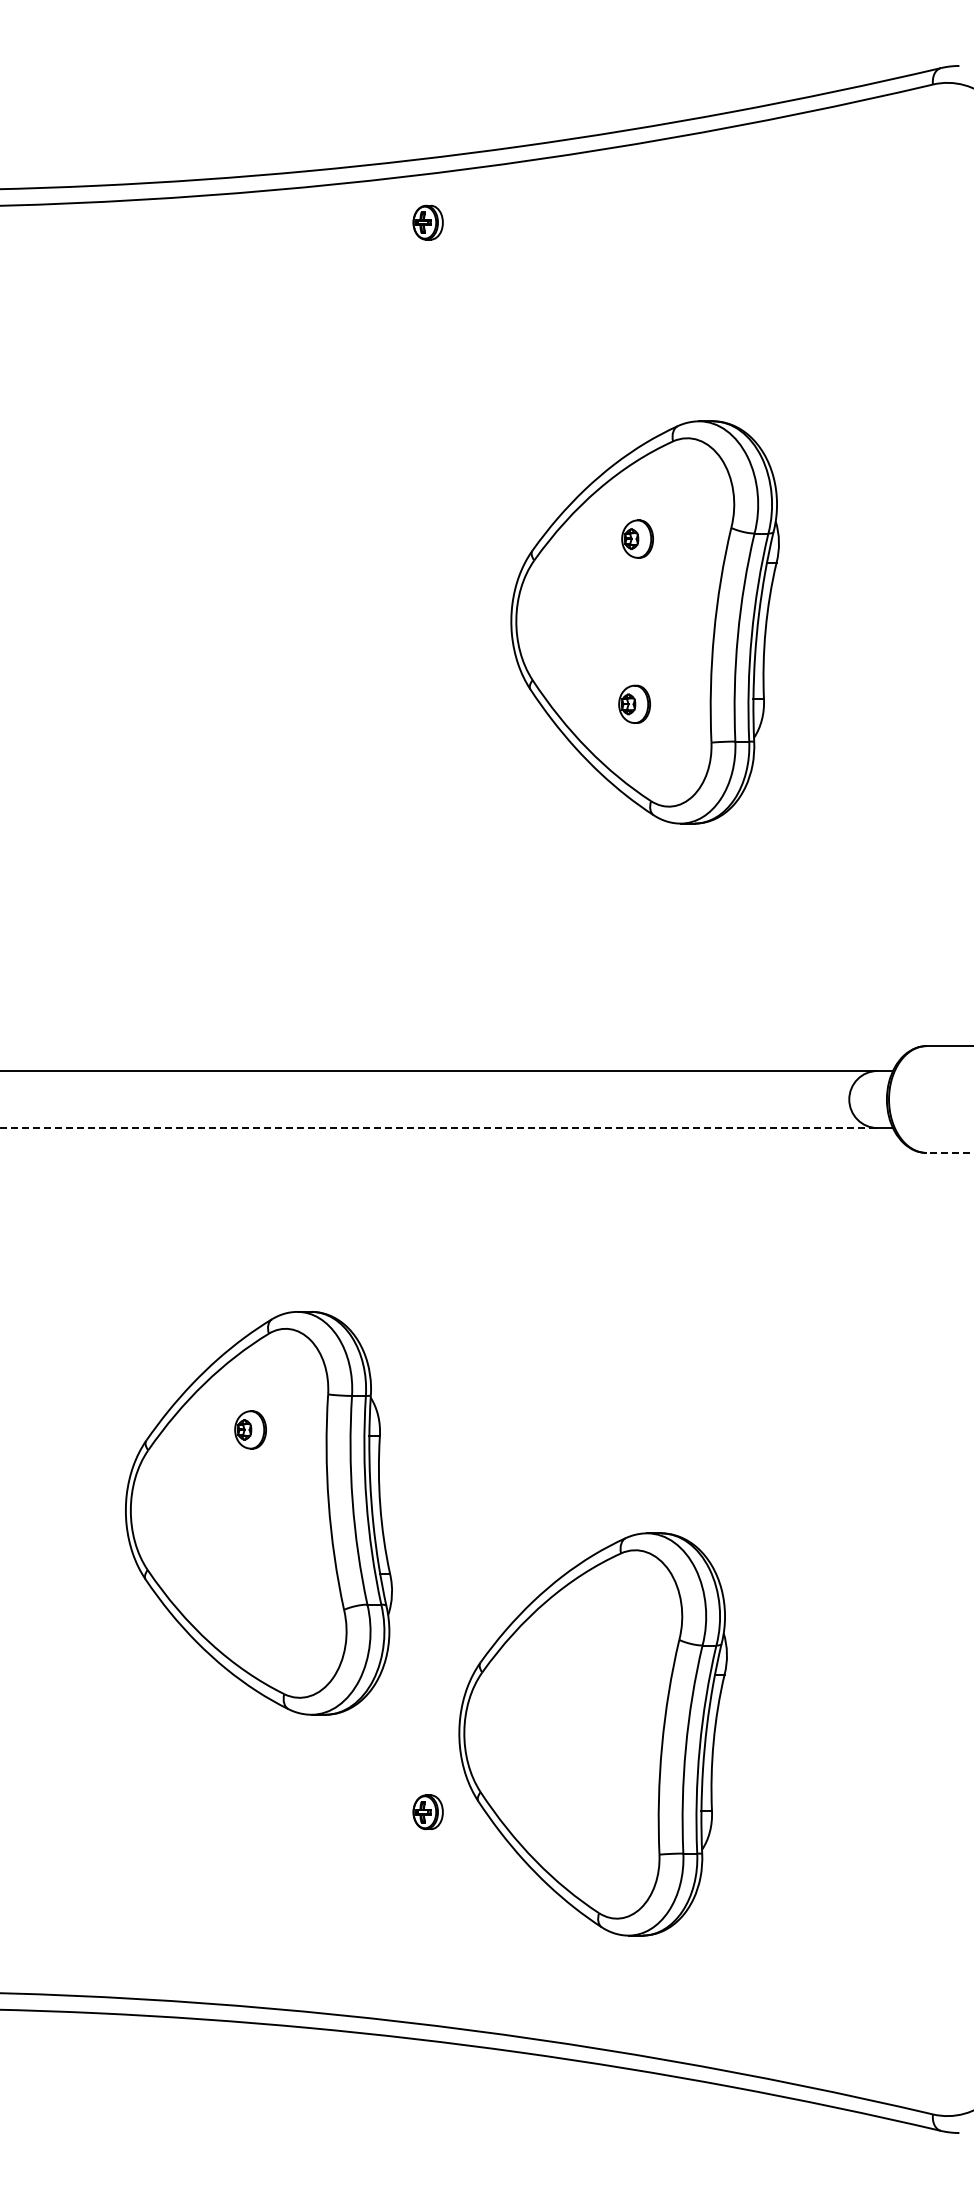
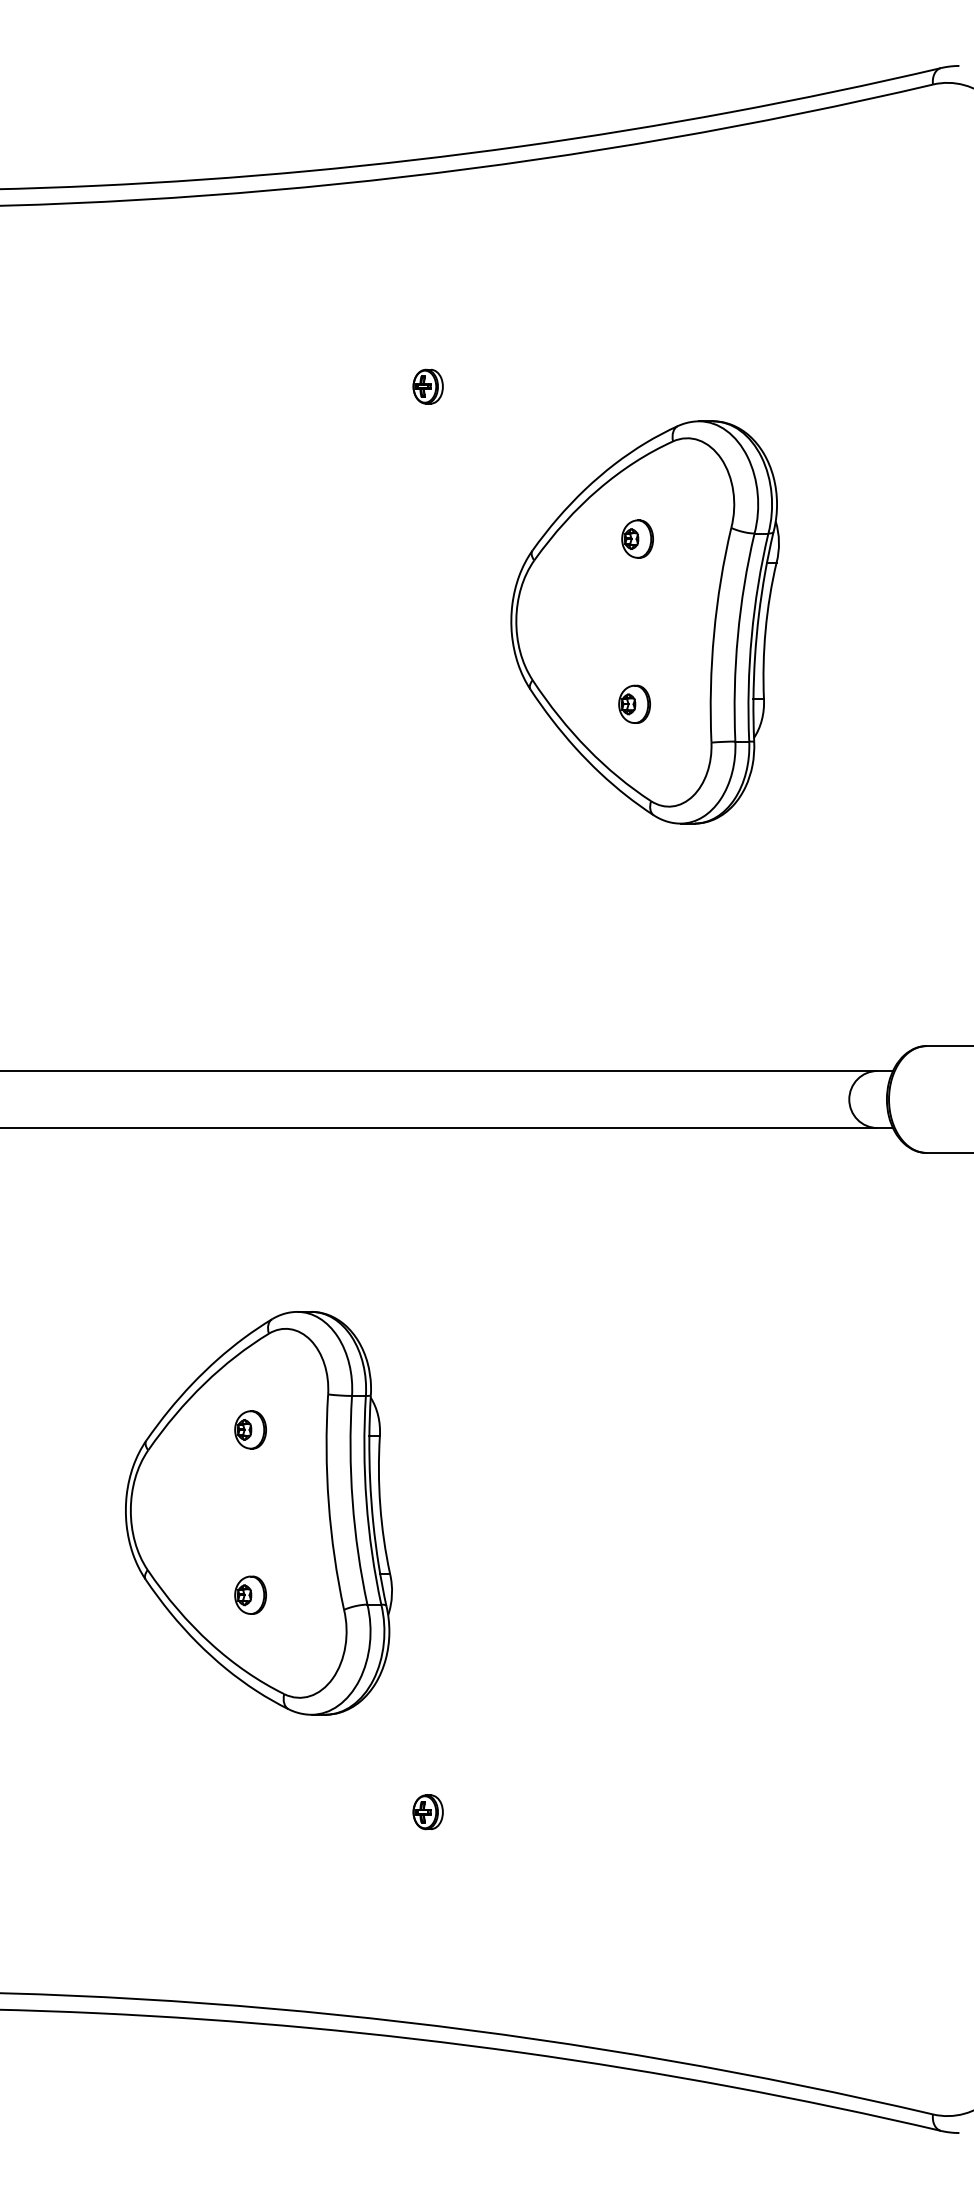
part position: (427, 222) -> (427, 386) (427, 386)
line: dashed -> solid (439, 1128)
line: dashed -> solid (949, 1152)
part: none -> present (250, 1594)
part: present -> none (592, 1734)
